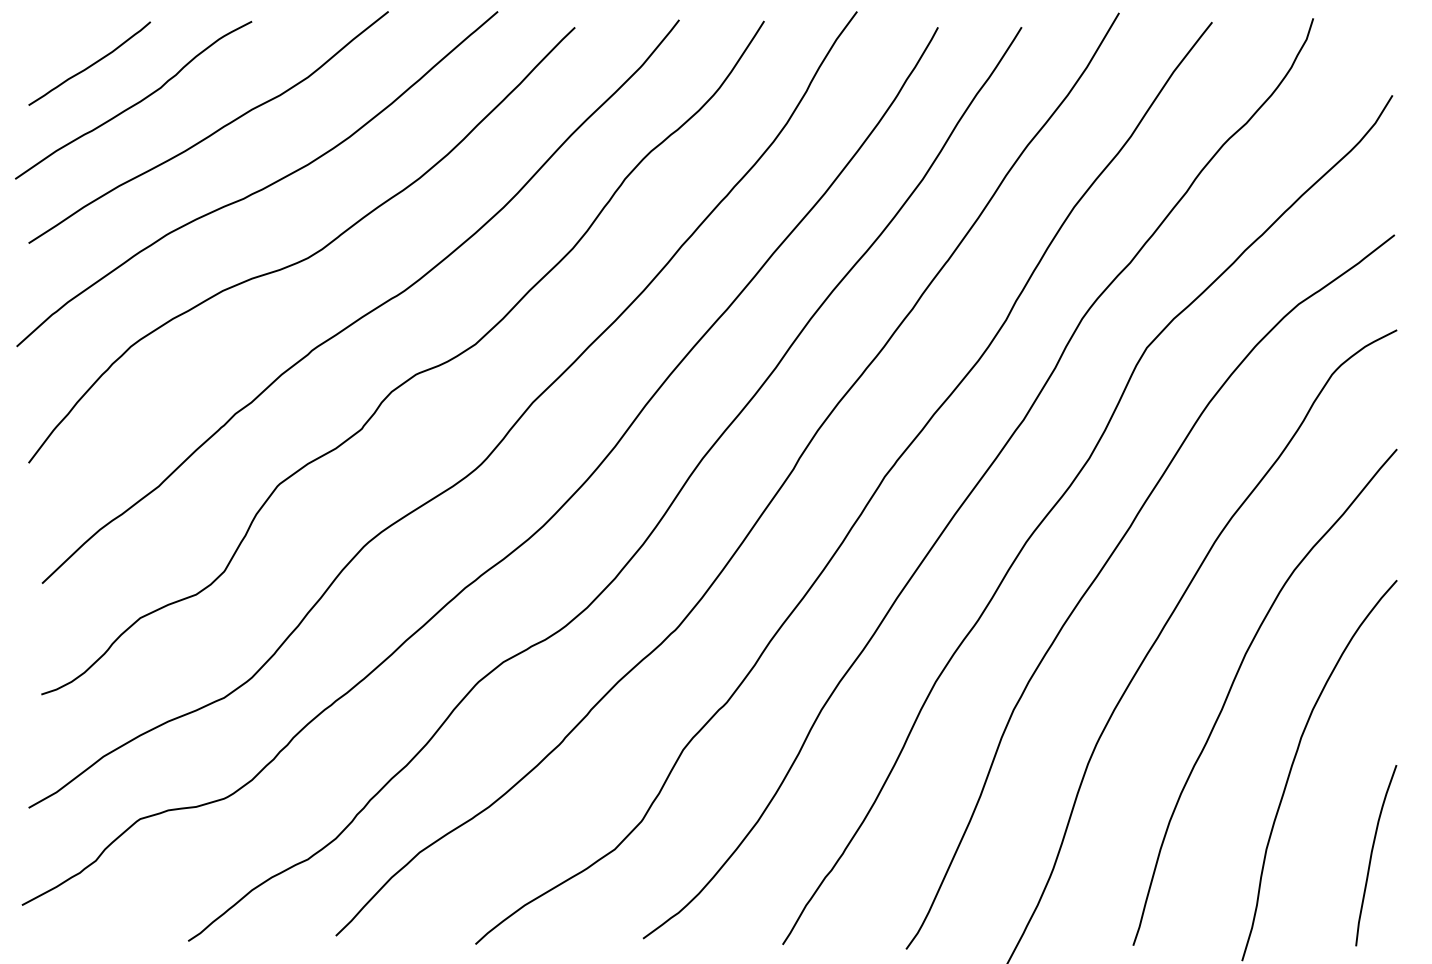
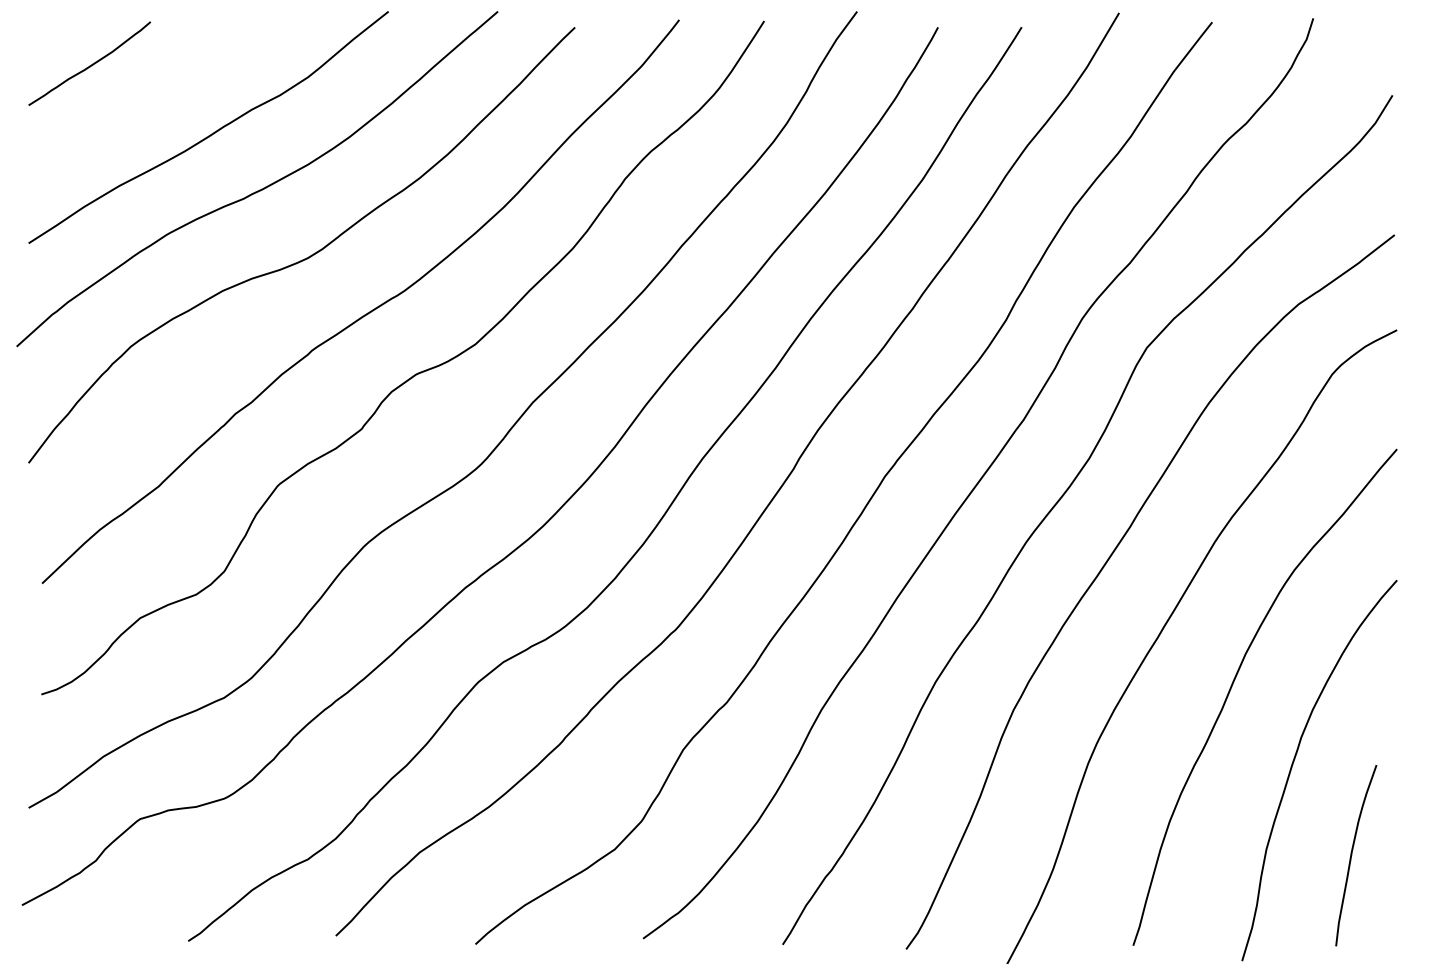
curve: present -> none (136, 102)
curve position: (1372, 855) -> (1352, 855) (1352, 855)
